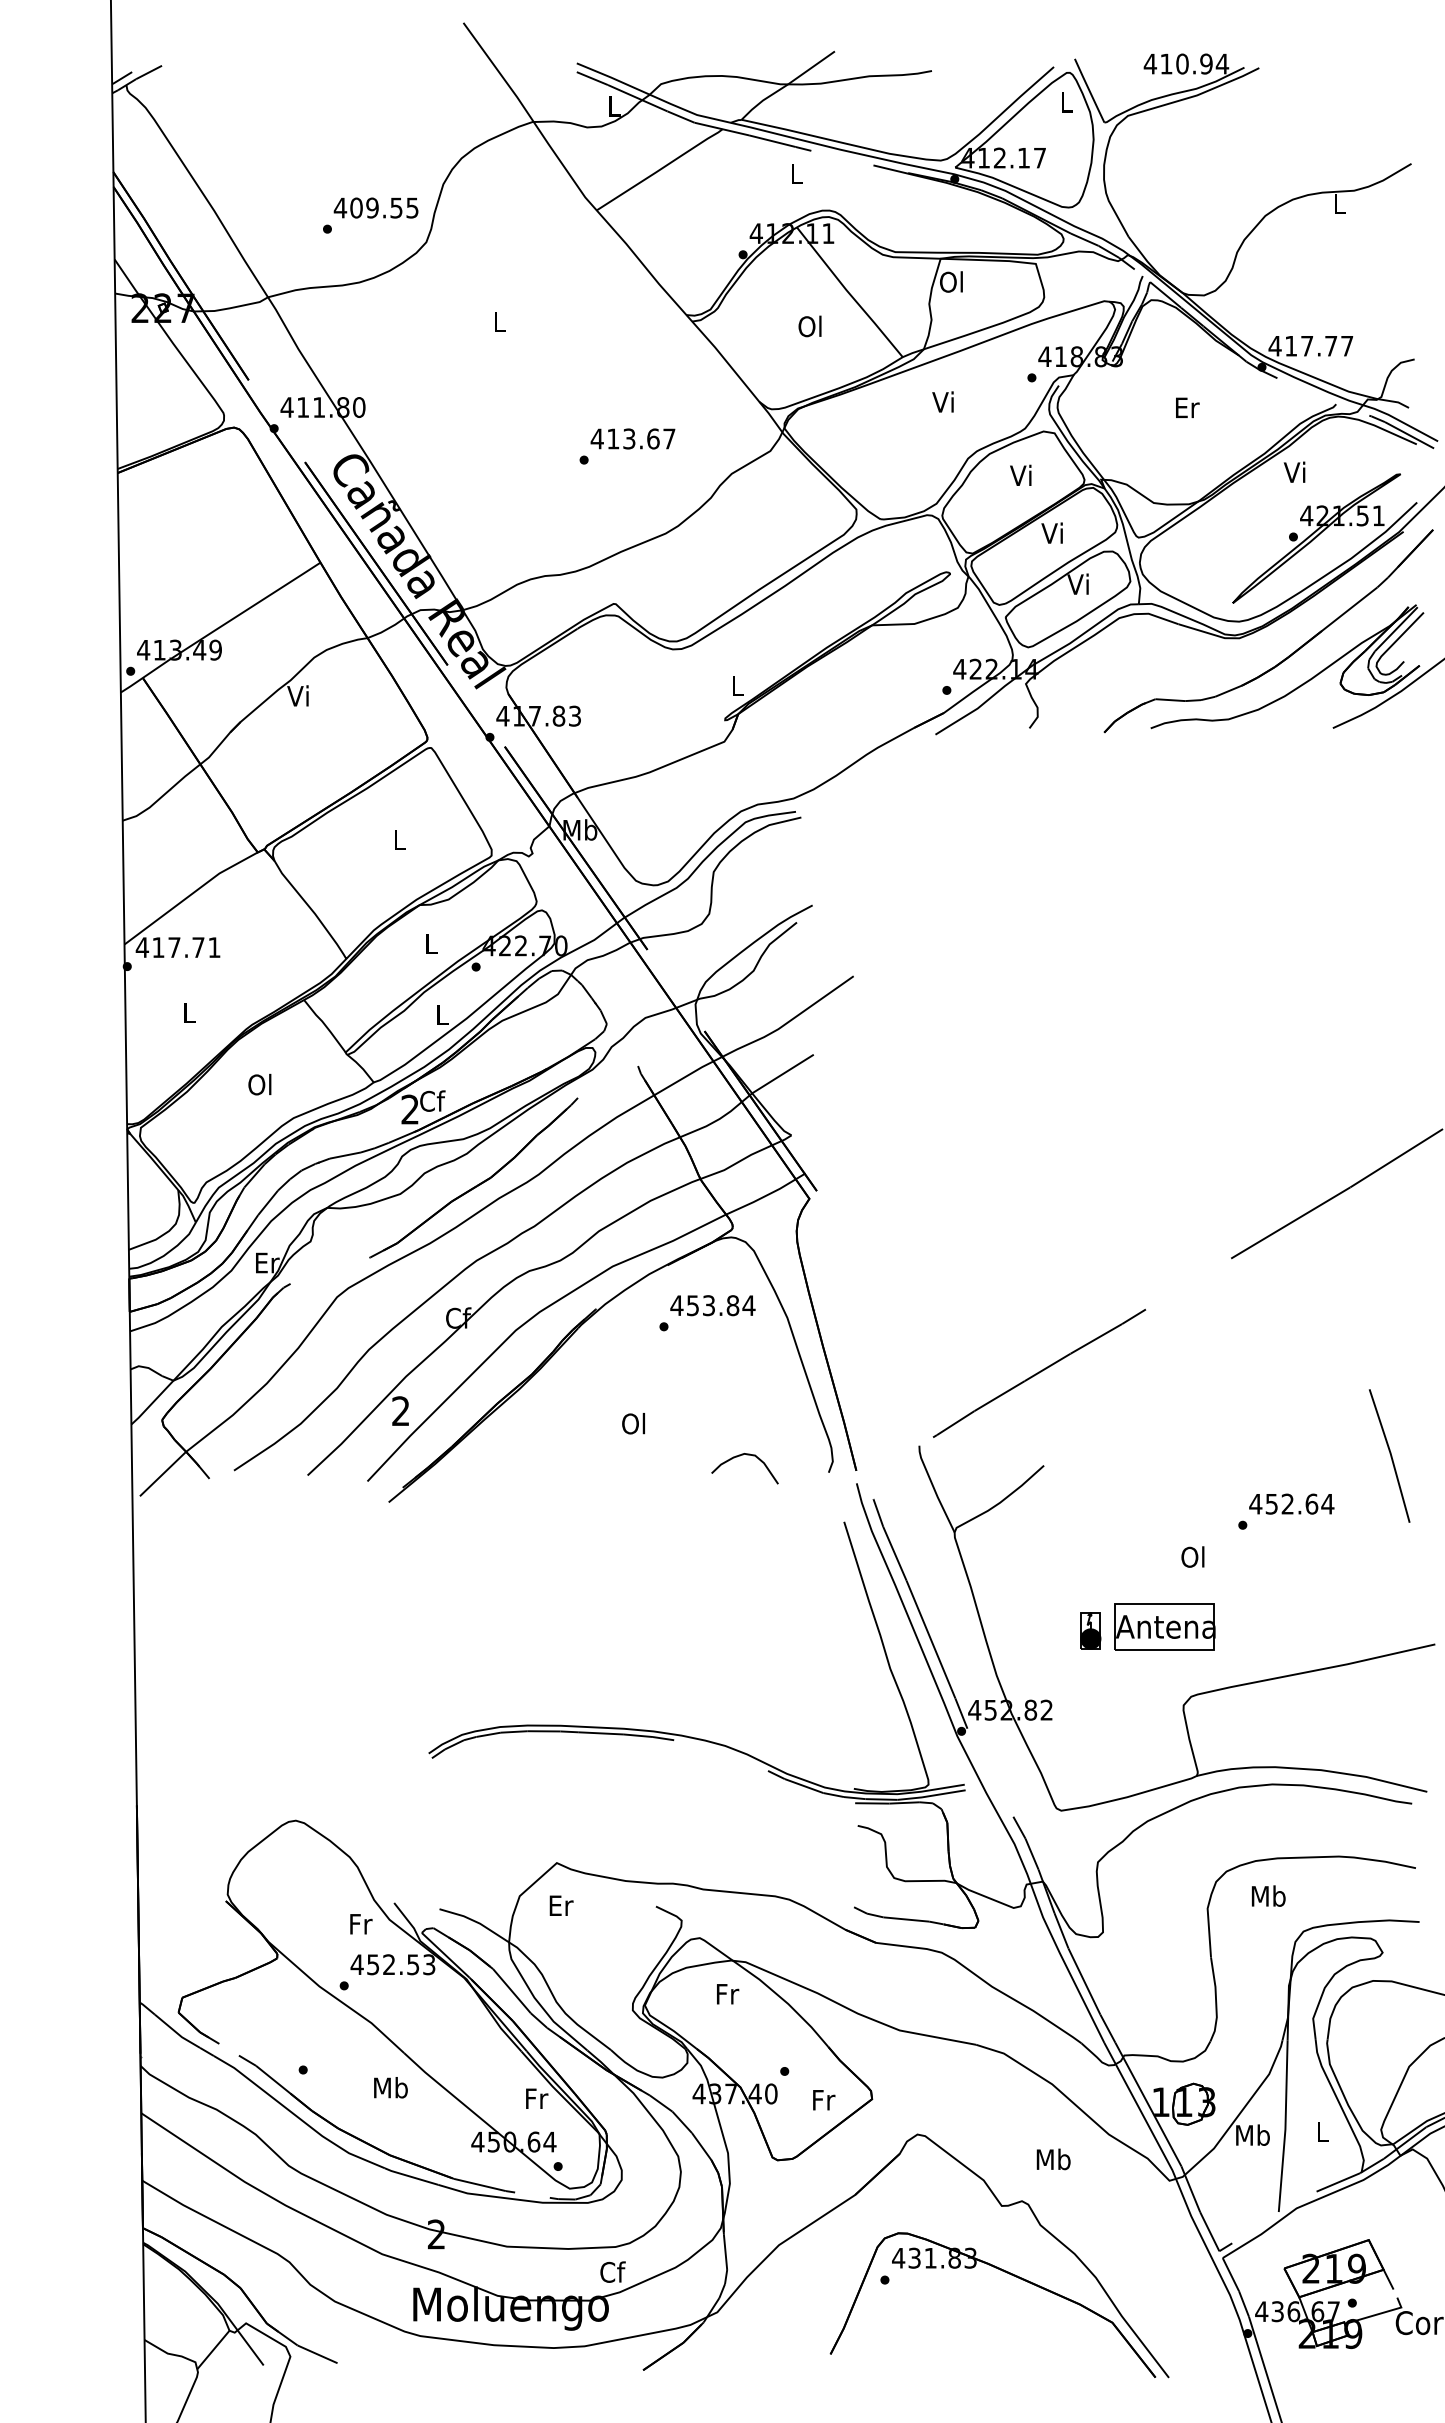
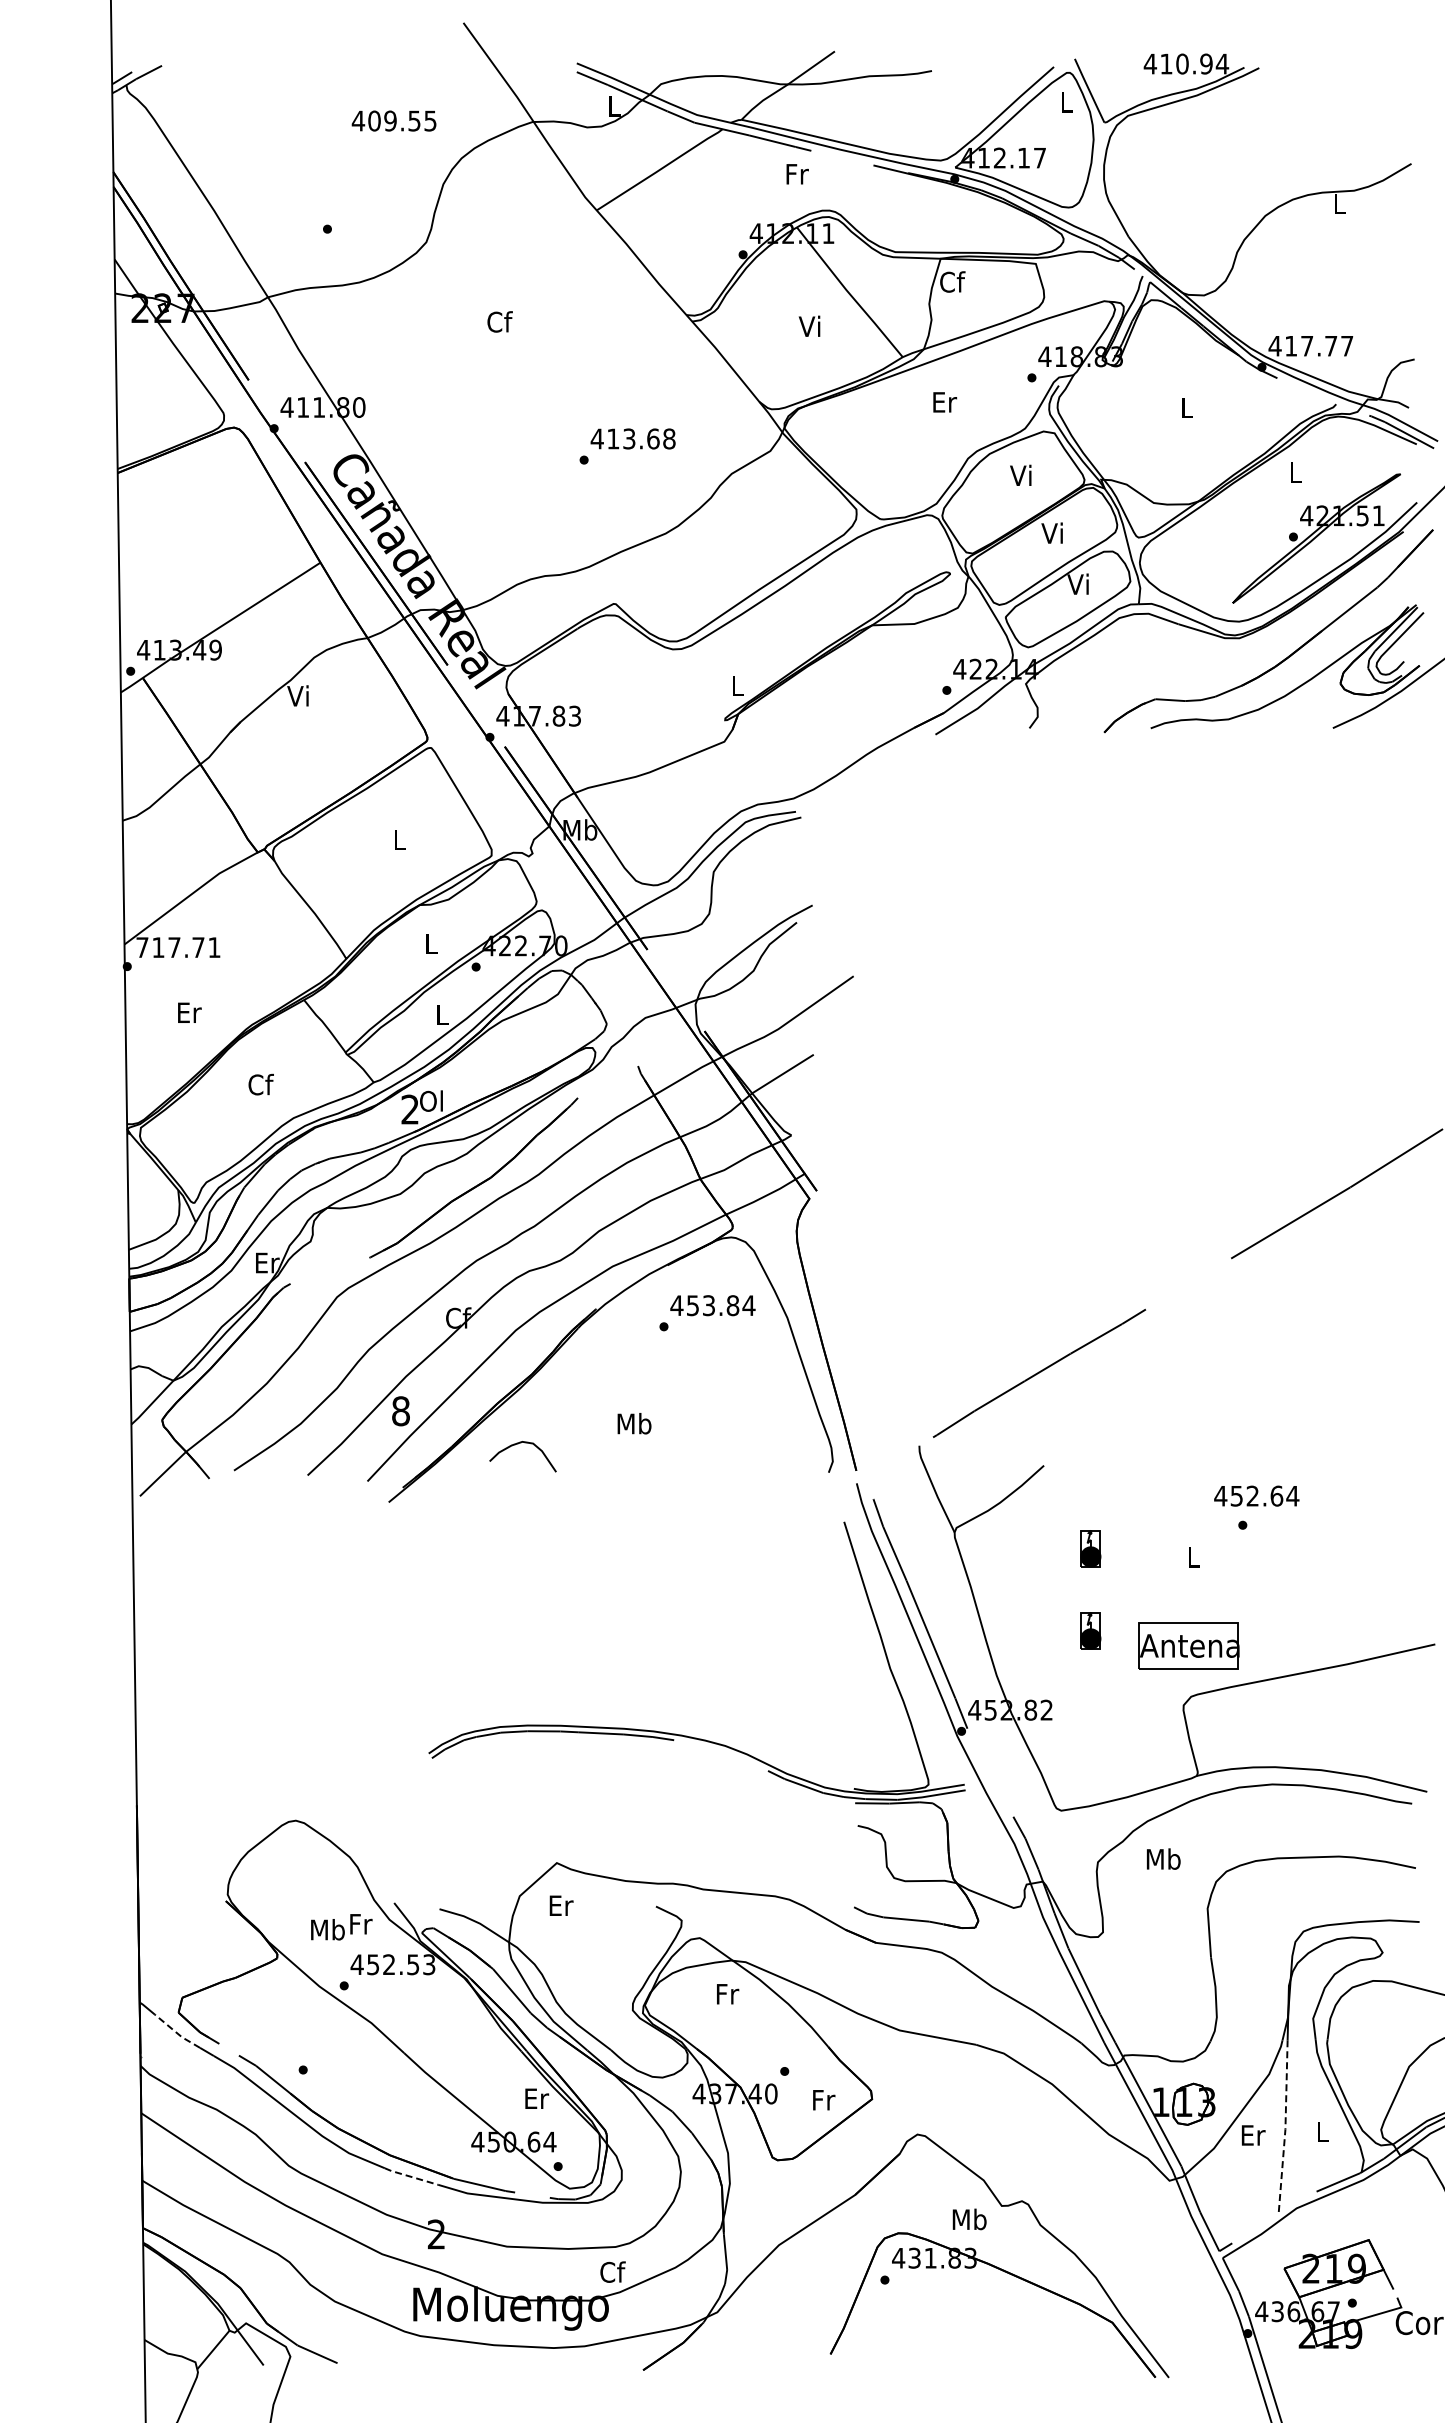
text: L -> Fr (797, 174)
text position: (375, 207) -> (393, 120) (393, 120)
text: Ol -> Cf (952, 281)
text: L -> Cf (499, 321)
text: Ol -> Vi (809, 326)
text: Vi -> Er (944, 401)
text: Er -> L (1187, 407)
text: 413.67 -> 413.68 (669, 438)
text: Vi -> L (1294, 471)
text: 417.71 -> 717.71 (142, 947)
text: L -> Er (189, 1012)
text: Ol -> Cf (260, 1084)
text: Cf -> Ol (432, 1100)
text: 2 -> 8 (400, 1411)
text: Ol -> Mb (634, 1423)
line: present -> none (1390, 1455)
curve position: (740, 1456) -> (518, 1444) (518, 1444)
text position: (1291, 1503) -> (1256, 1495) (1256, 1495)
part: none -> present (1090, 1548)
text: Ol -> L (1192, 1556)
part position: (1164, 1626) -> (1188, 1645) (1188, 1645)
text position: (1268, 1895) -> (1163, 1858) (1163, 1858)
line: solid -> dashed (176, 2032)
text position: (390, 2087) -> (327, 1929) (327, 1929)
text: Fr -> Er (537, 2098)
line: solid -> dashed (1285, 2126)
text: Mb -> Er (1252, 2134)
text position: (1053, 2159) -> (969, 2219) (969, 2219)
line: solid -> dashed (410, 2176)
